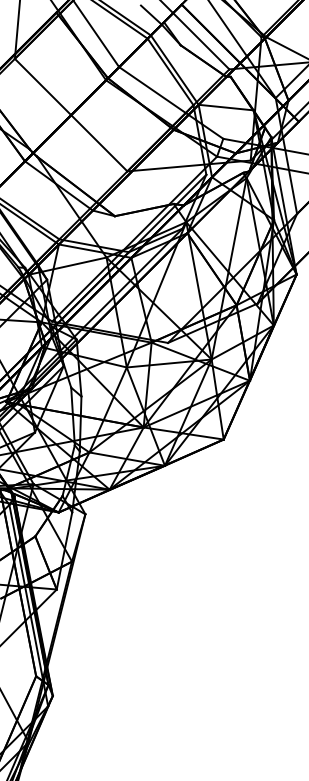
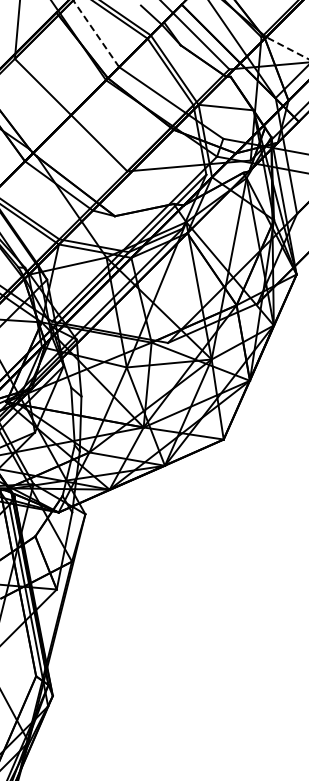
line: solid -> dashed (96, 33)
line: solid -> dashed (287, 48)
